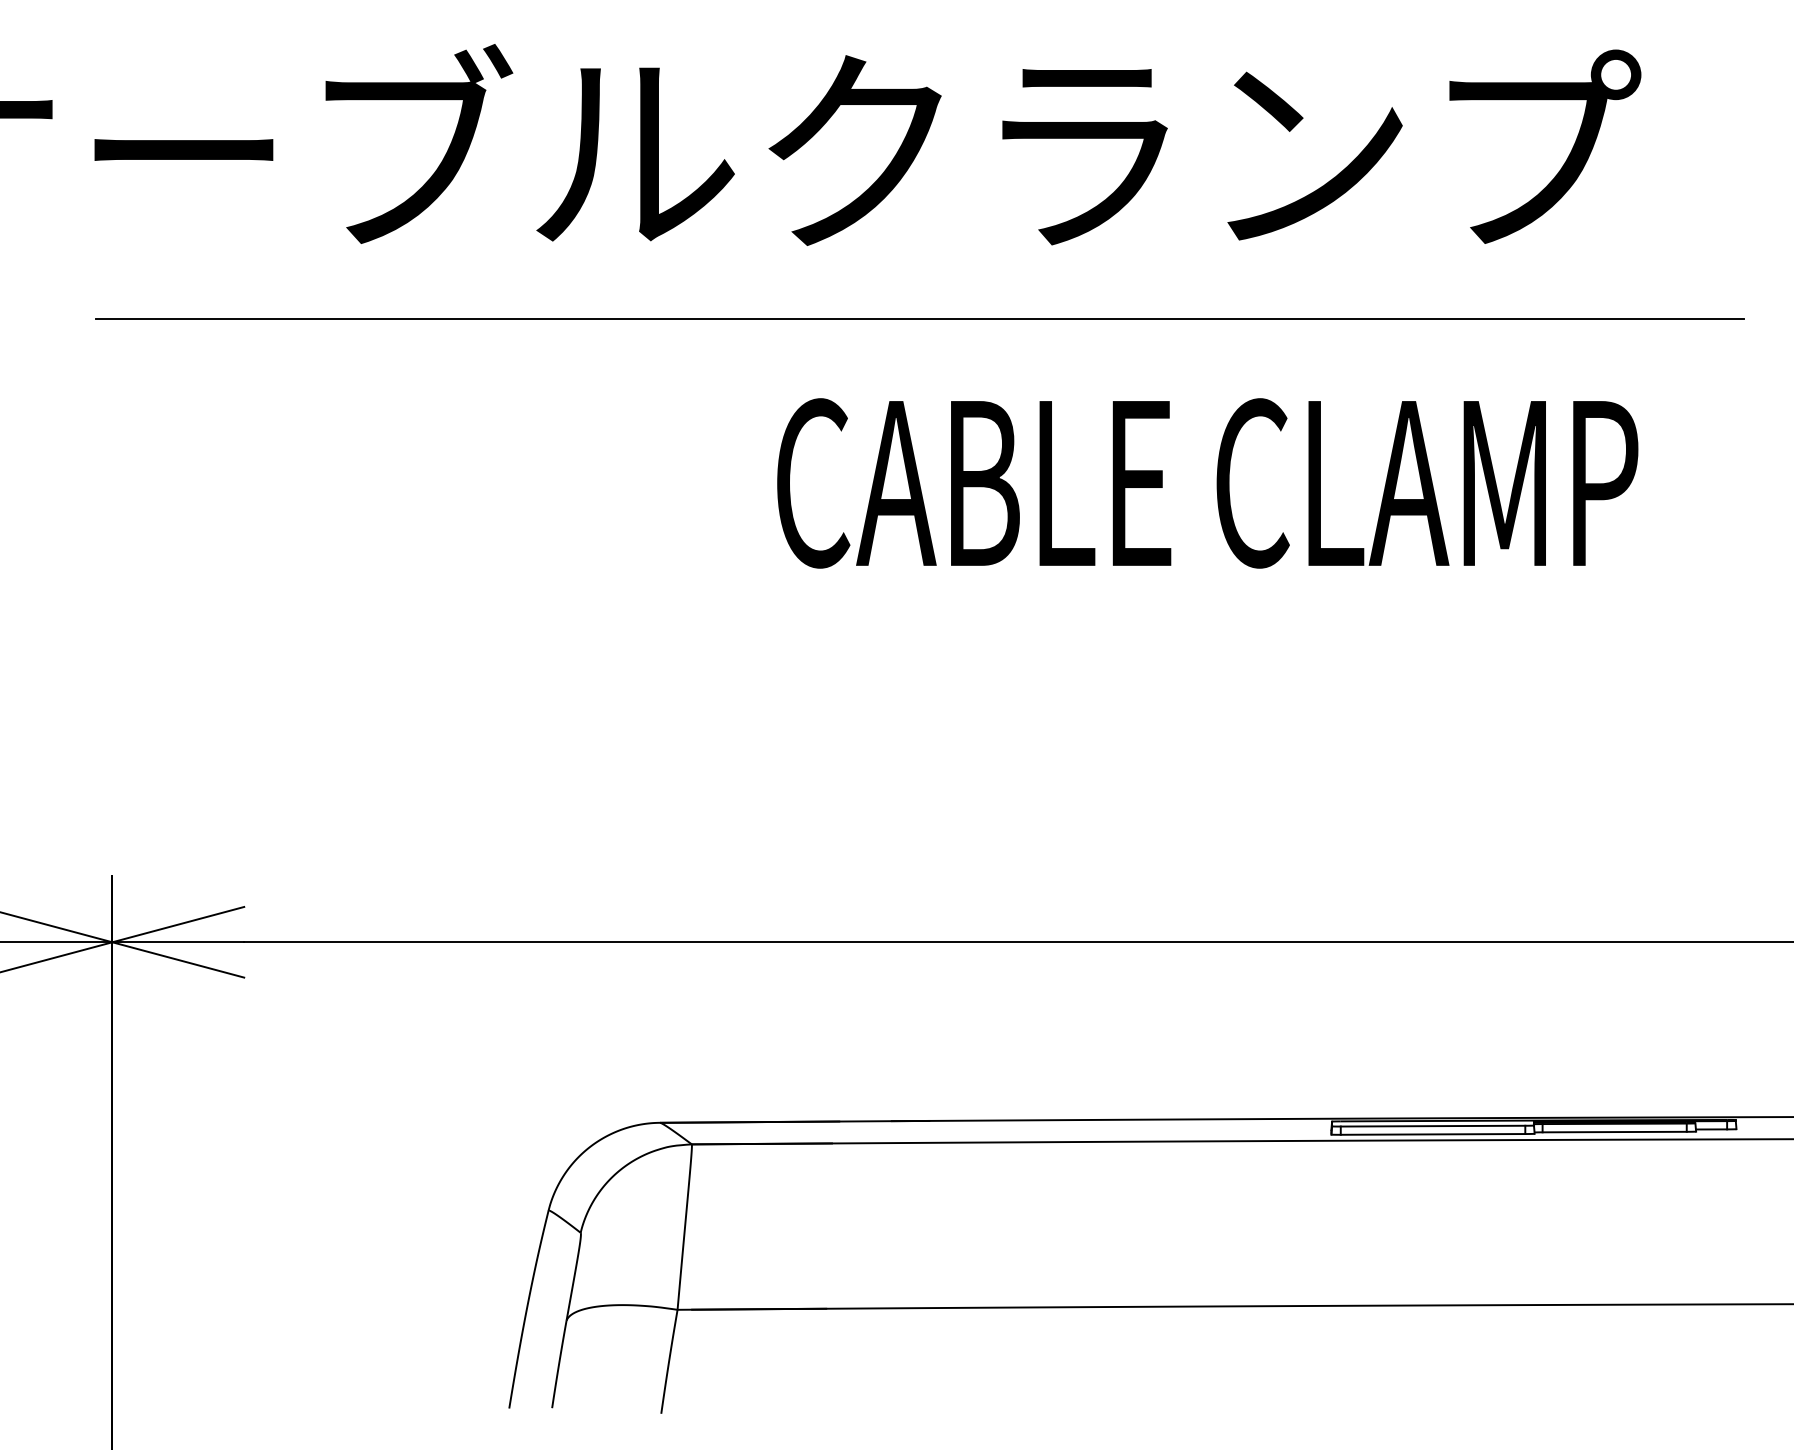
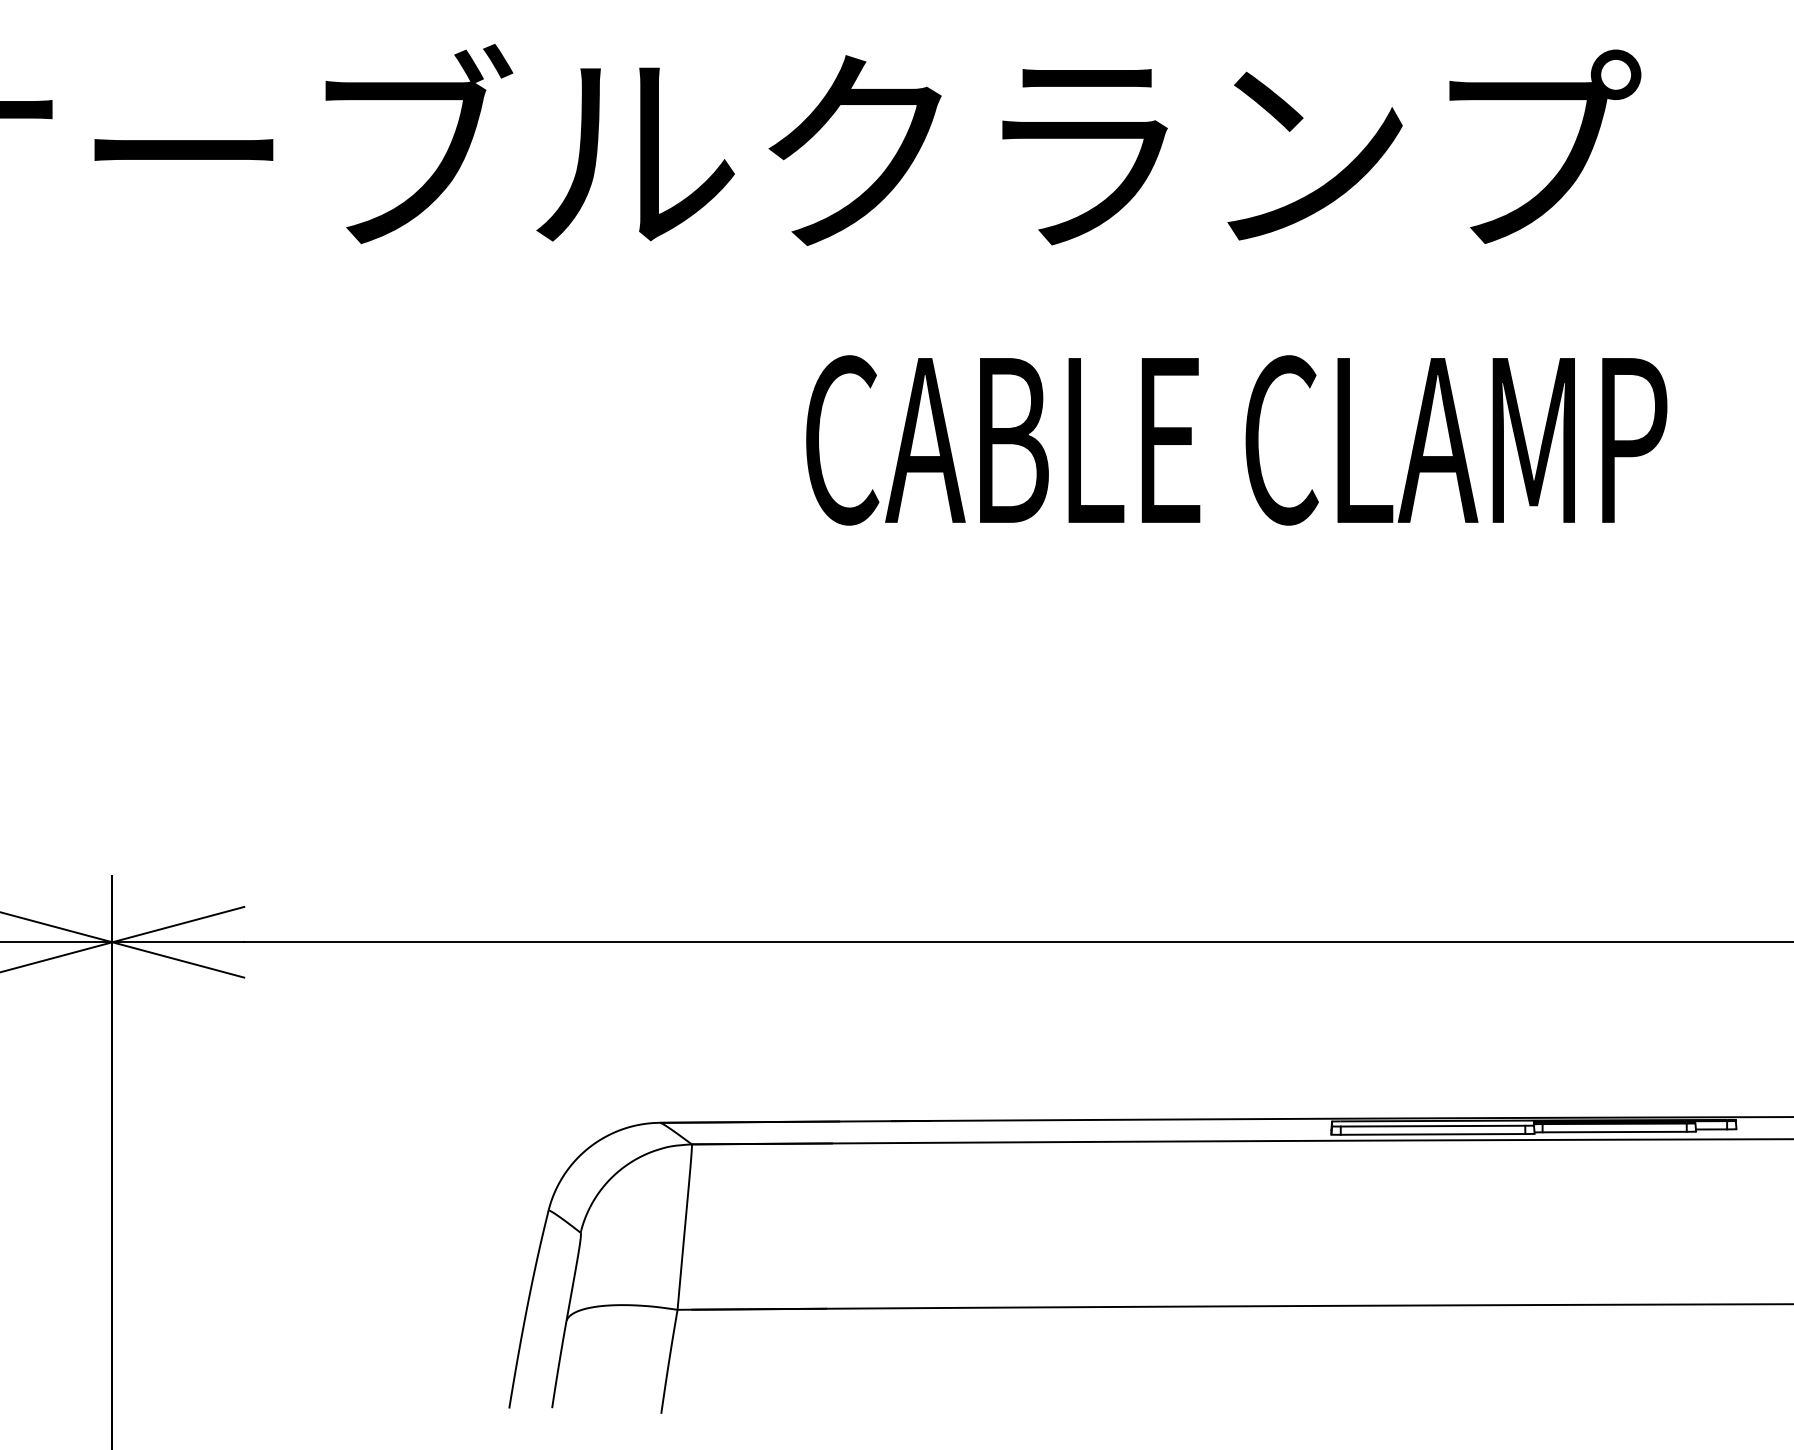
line: present -> none (919, 318)
text position: (1207, 483) -> (1236, 440) (1236, 440)
